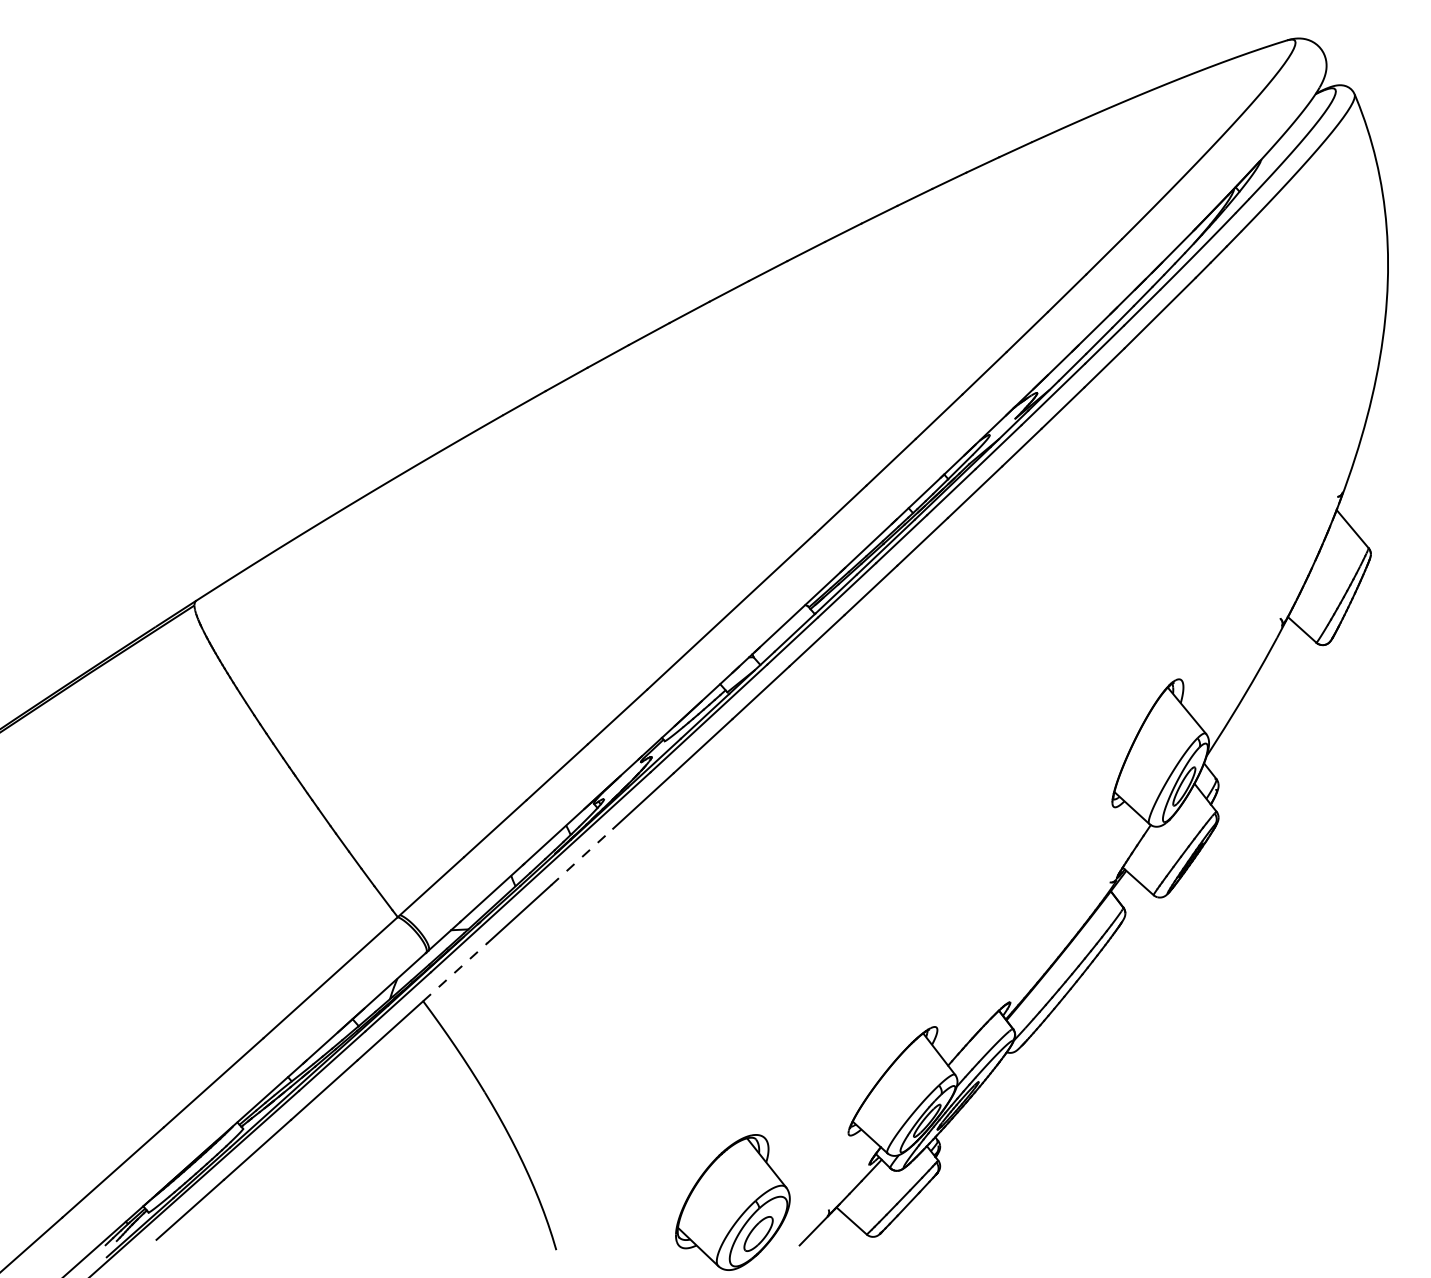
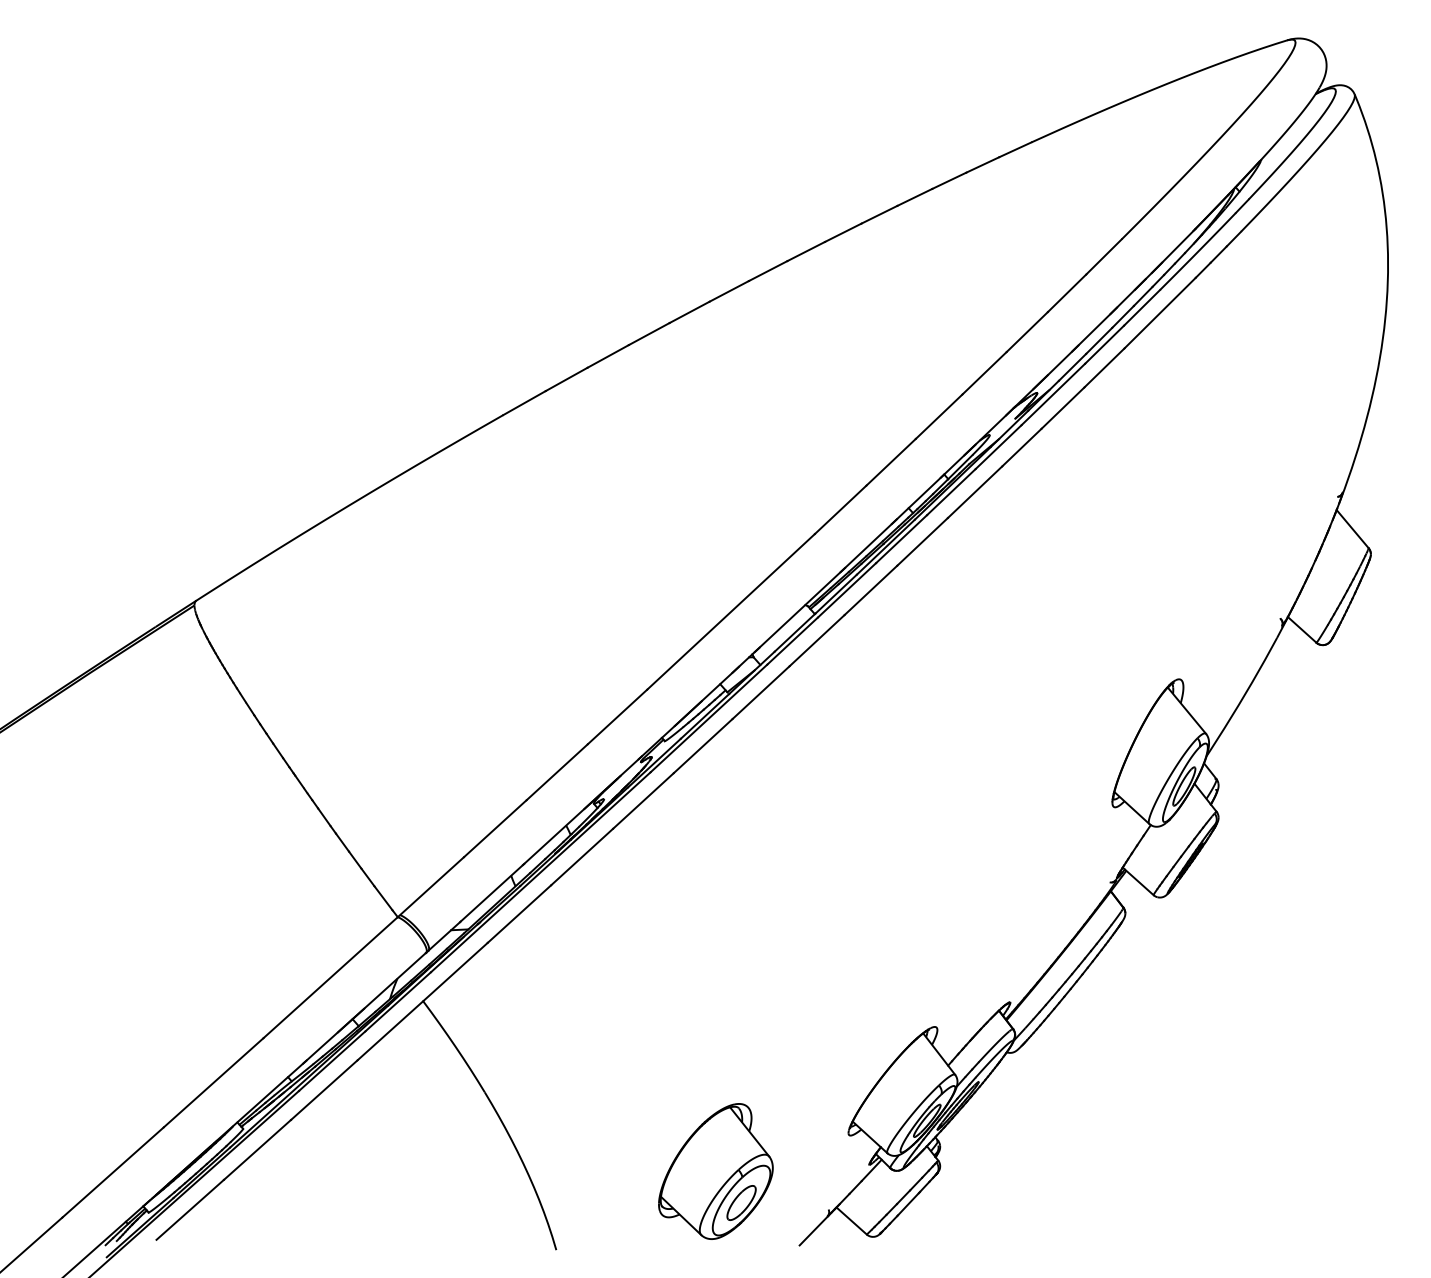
line: dashed -> solid (582, 857)
line: dashed -> solid (455, 972)
part position: (732, 1202) -> (715, 1171) (715, 1171)
